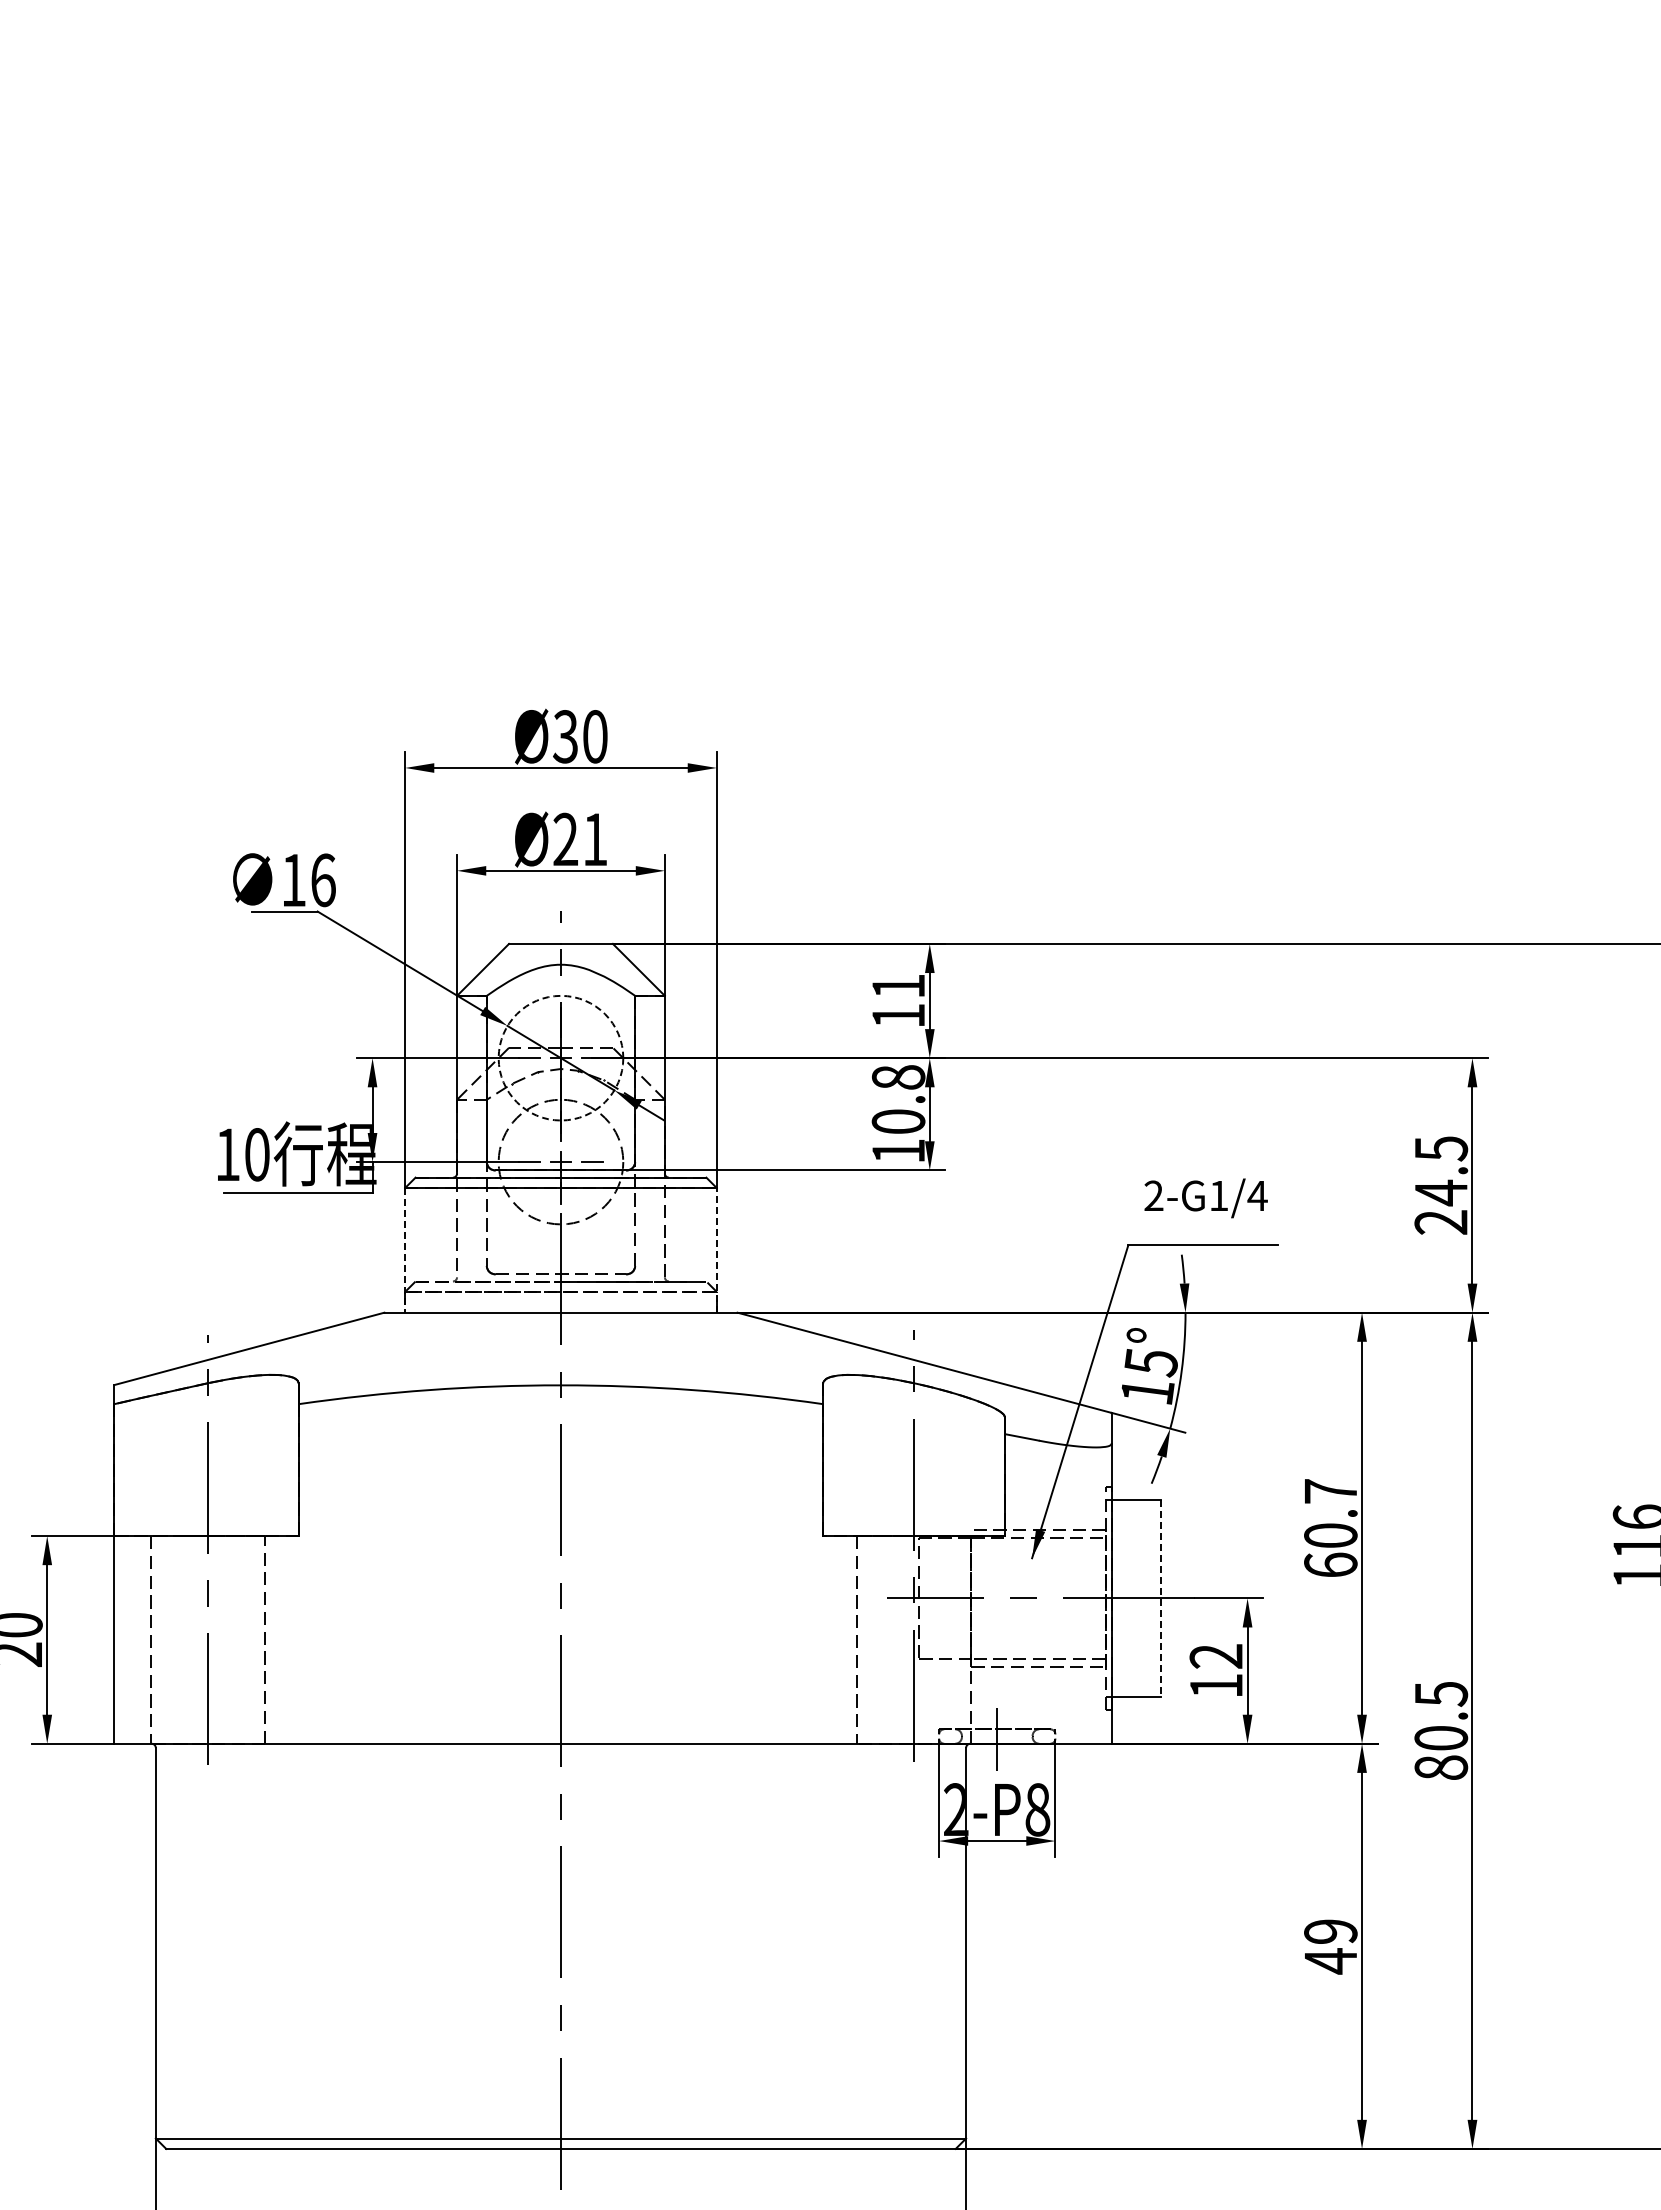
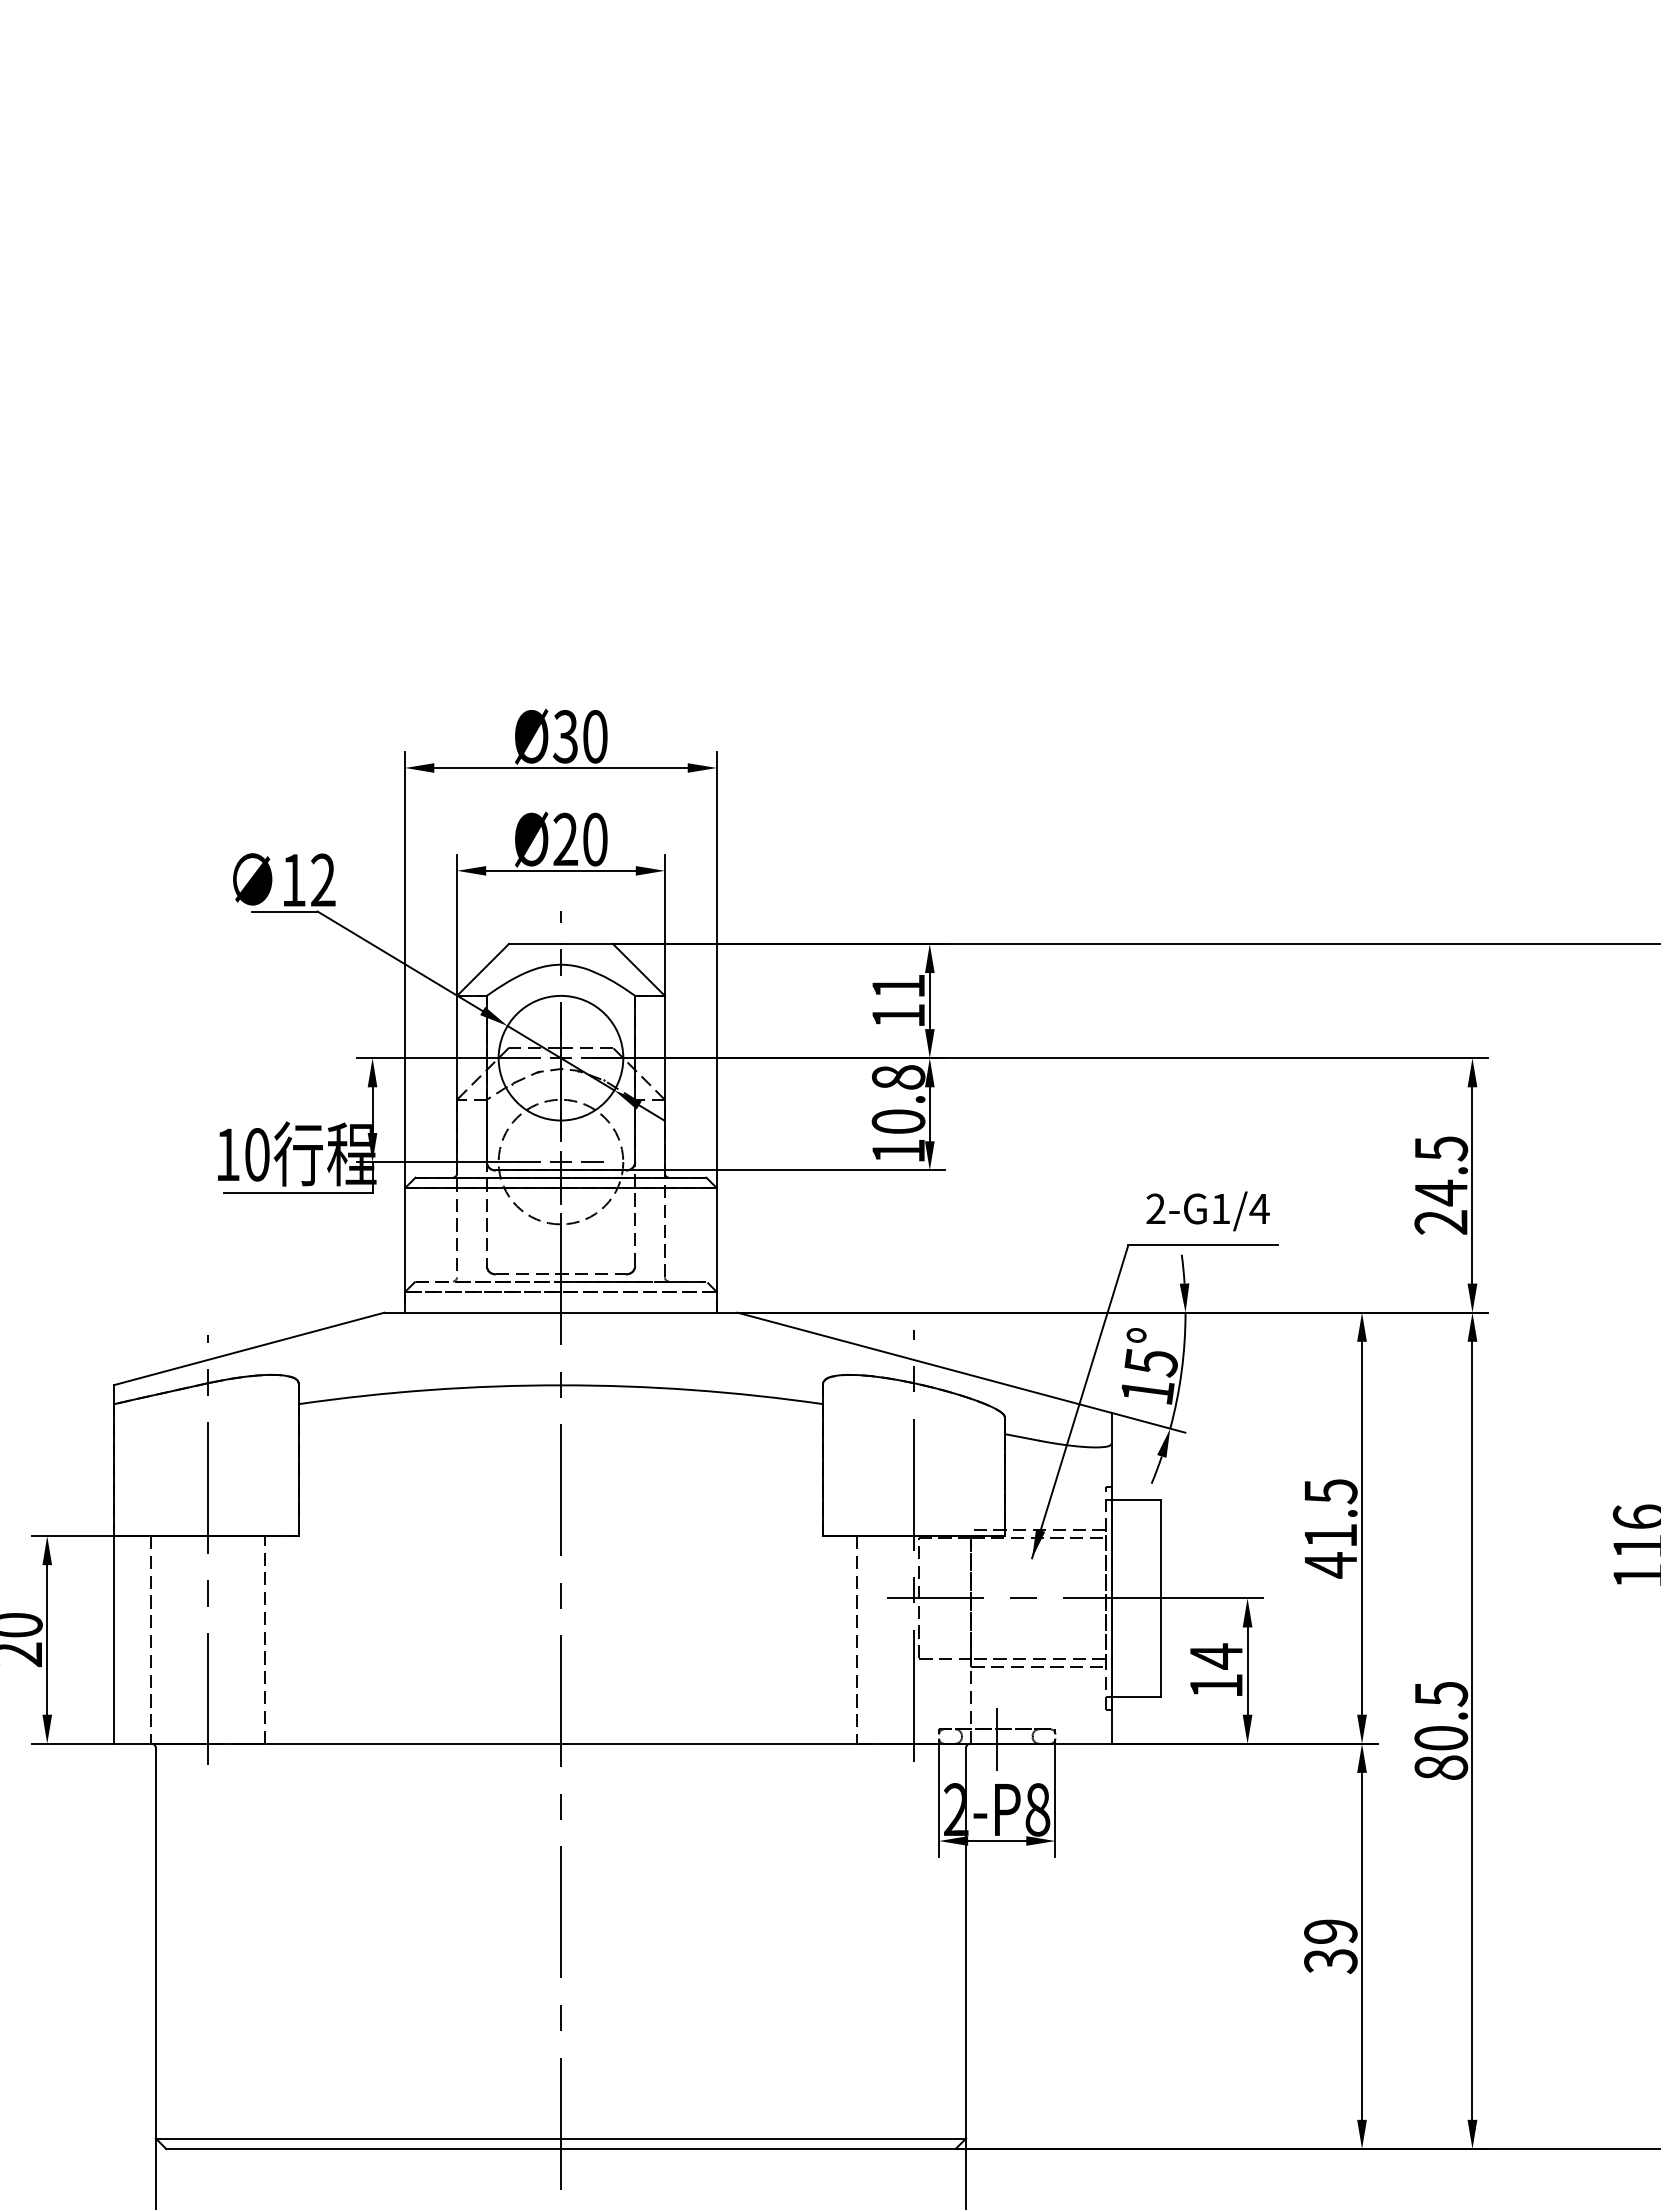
text: Ø21 -> Ø20 (595, 839)
text: 16 -> 12 (323, 880)
circle: dashed -> solid (560, 1057)
text position: (1205, 1198) -> (1207, 1211) (1207, 1211)
line: dashed -> solid (716, 1249)
line: dashed -> solid (405, 1250)
text: 60.7 -> 41.5 (1330, 1528)
line: dashed -> solid (1161, 1598)
text: 12 -> 14 (1215, 1656)
text: 49 -> 39 (1330, 1961)
